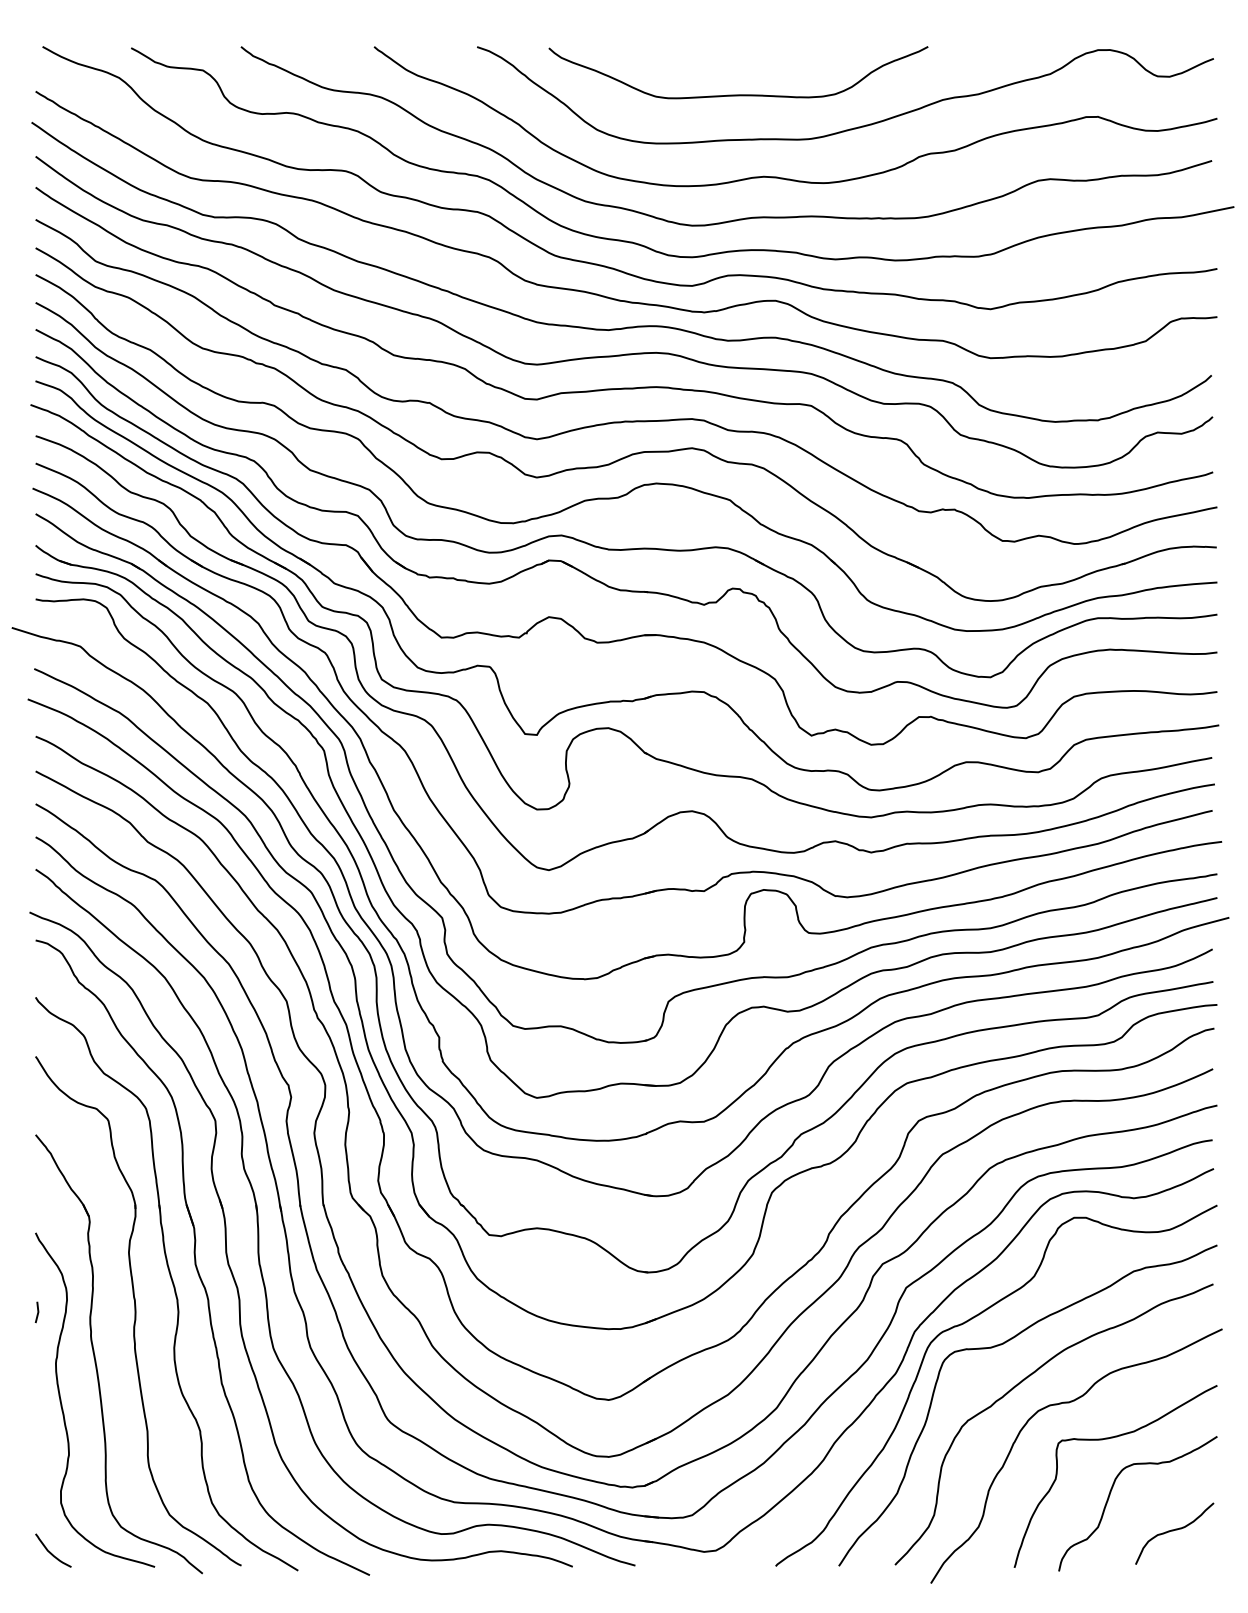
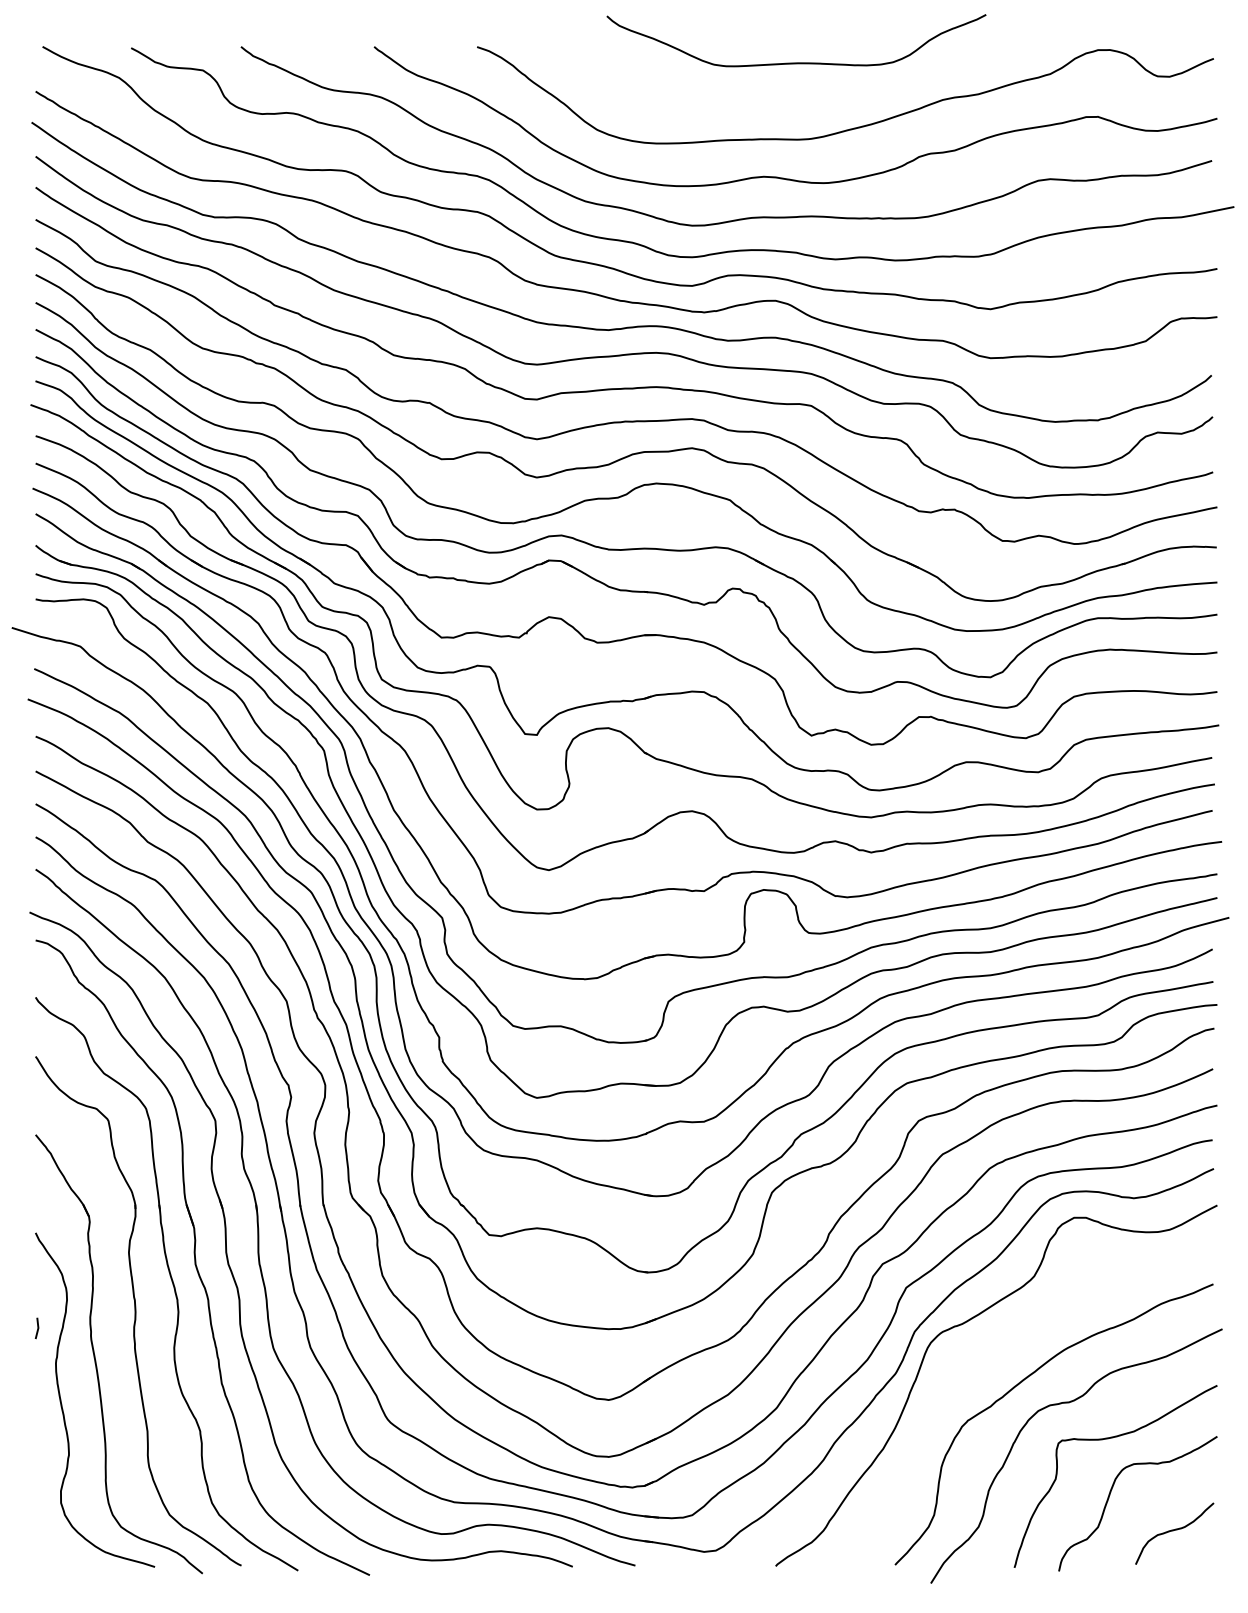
curve position: (738, 94) -> (796, 62) (796, 62)
line position: (37, 1312) -> (37, 1328) (37, 1328)
curve: present -> none (1001, 1345)
curve: present -> none (51, 1552)
